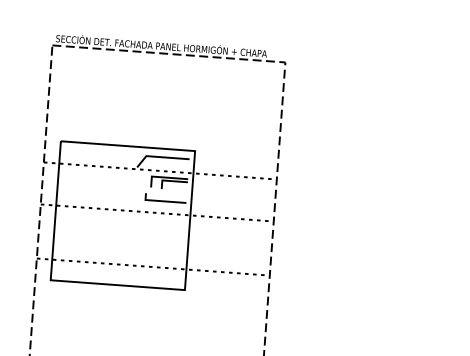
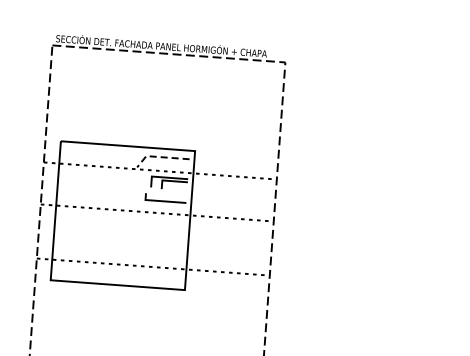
line: solid -> dashed (160, 157)
